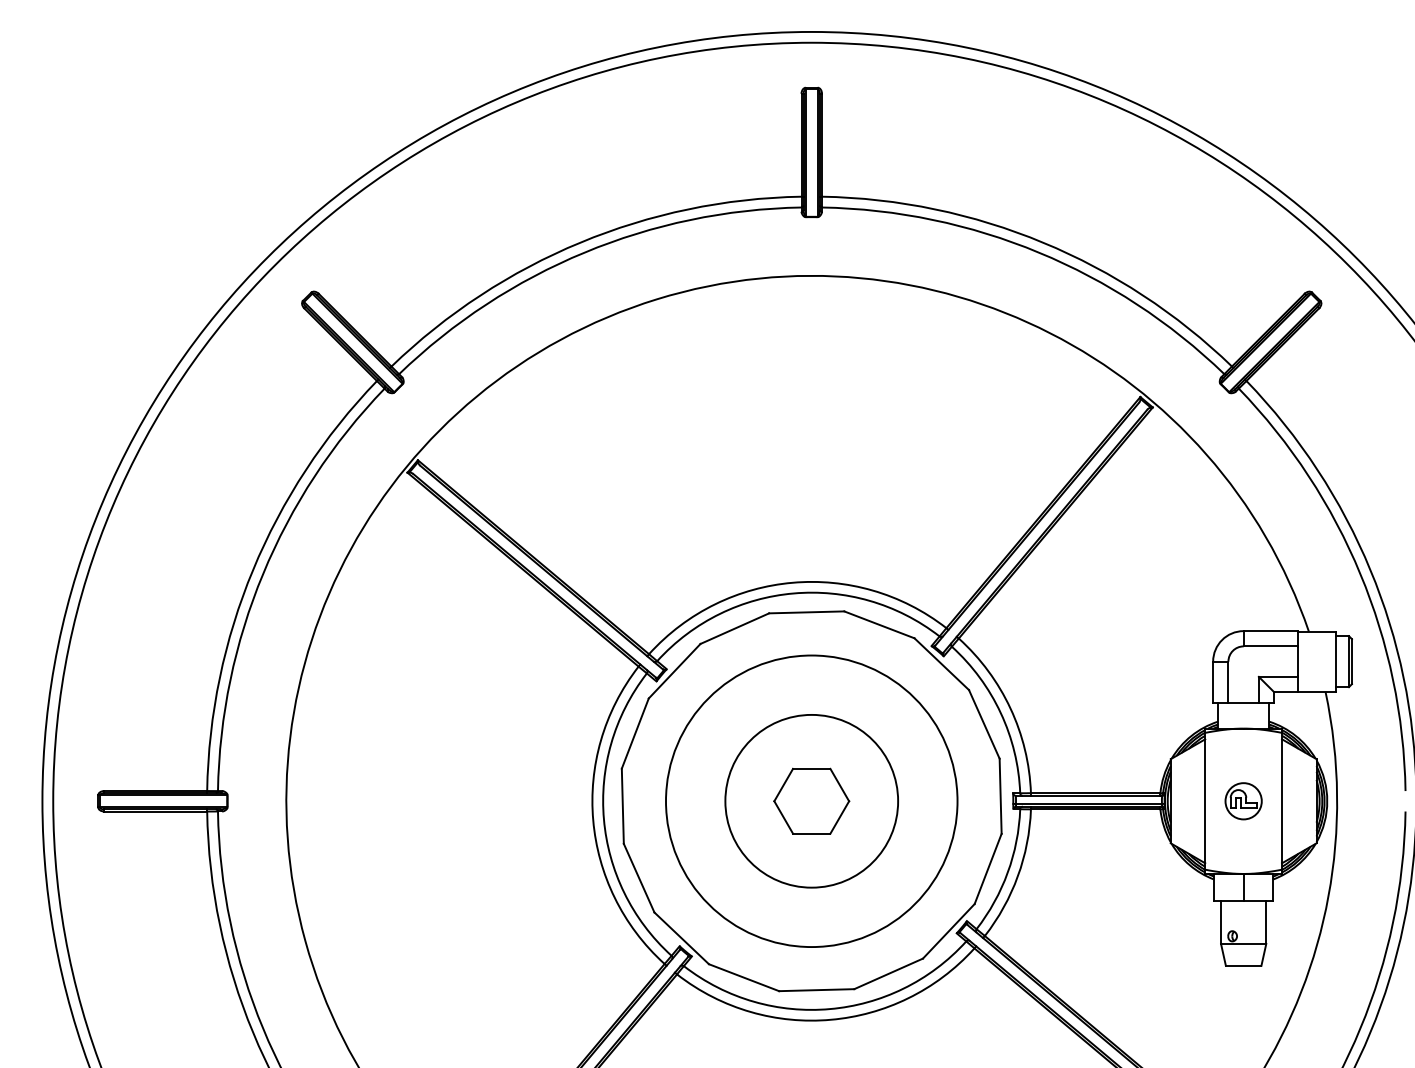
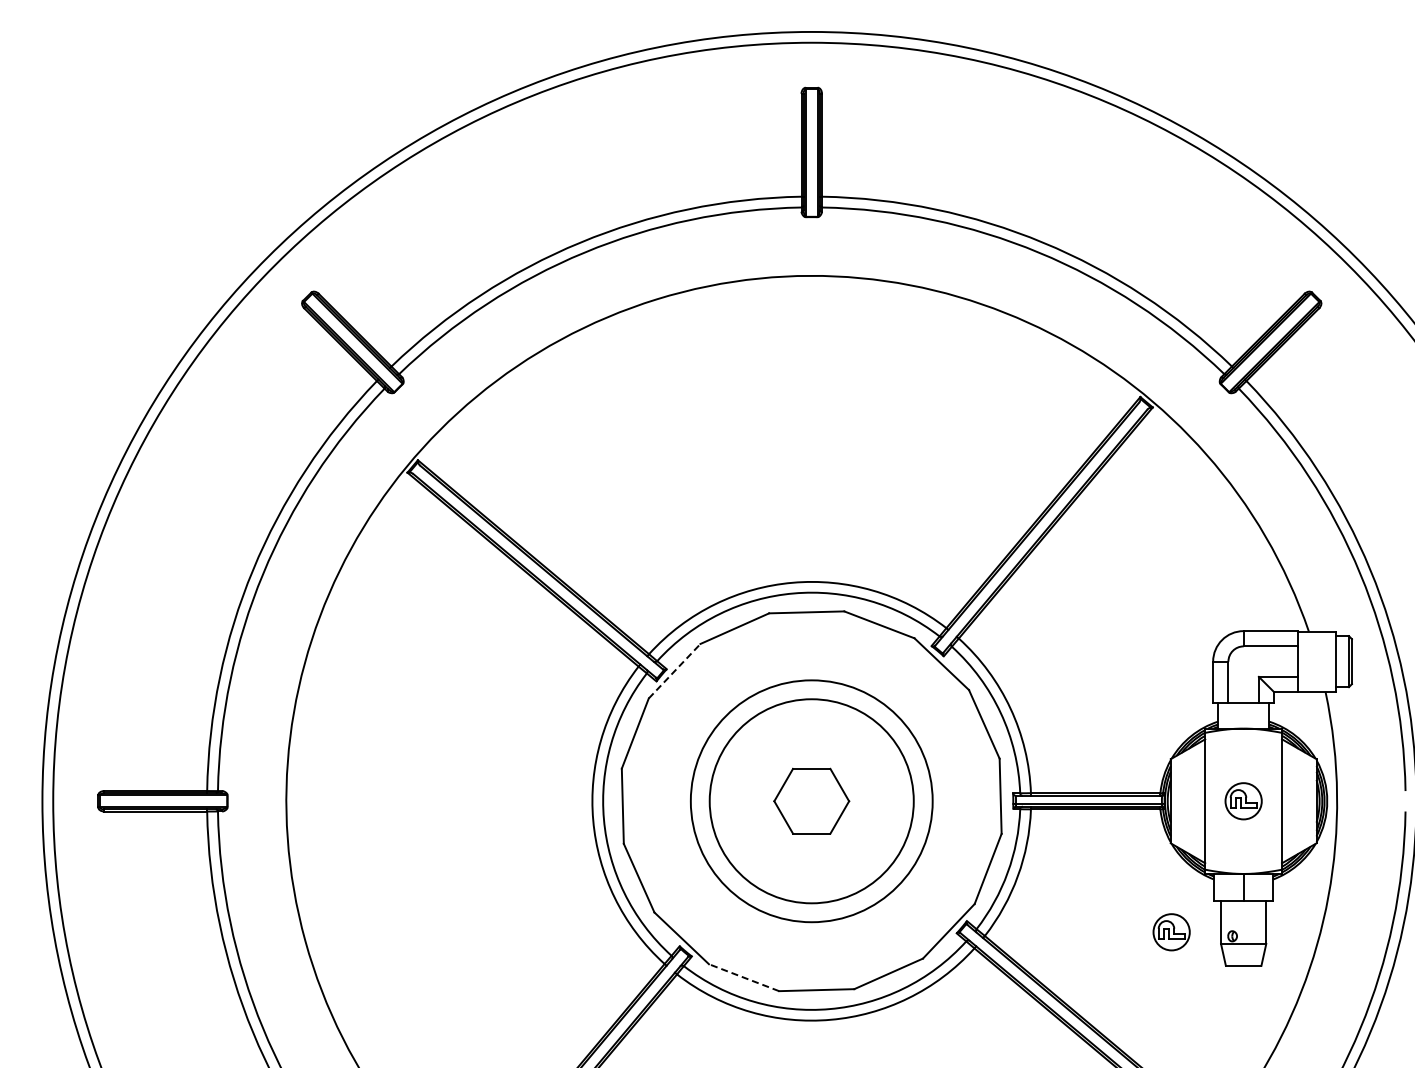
line: solid -> dashed (674, 671)
circle diameter: 173 px -> 242 px (811, 801)
circle diameter: 292 px -> 204 px (811, 801)
part: none -> present (1171, 932)
line: solid -> dashed (744, 977)
